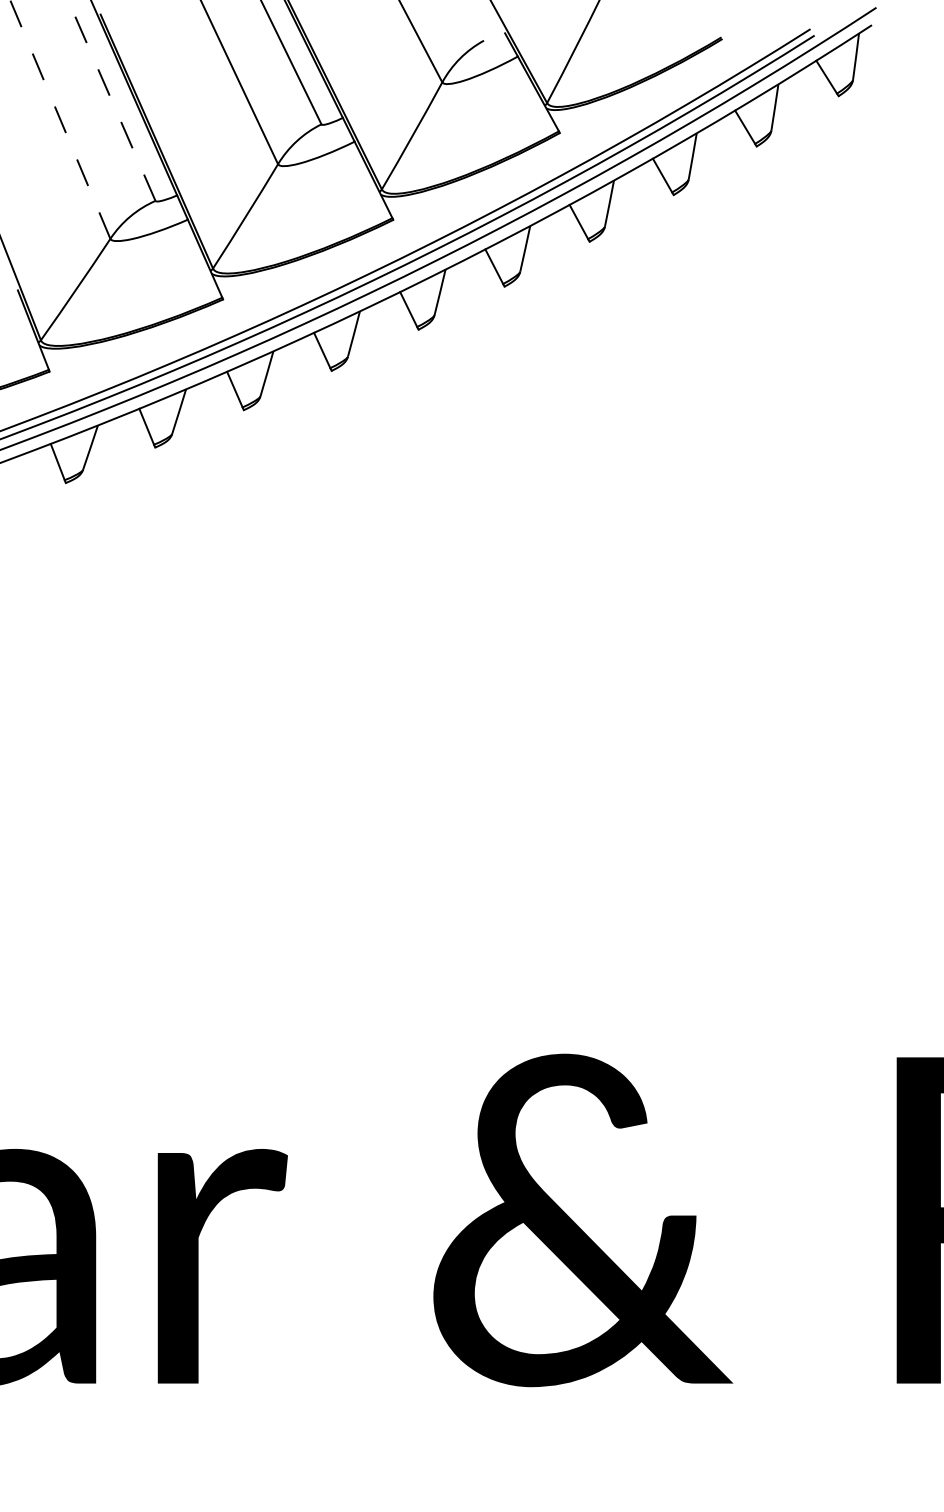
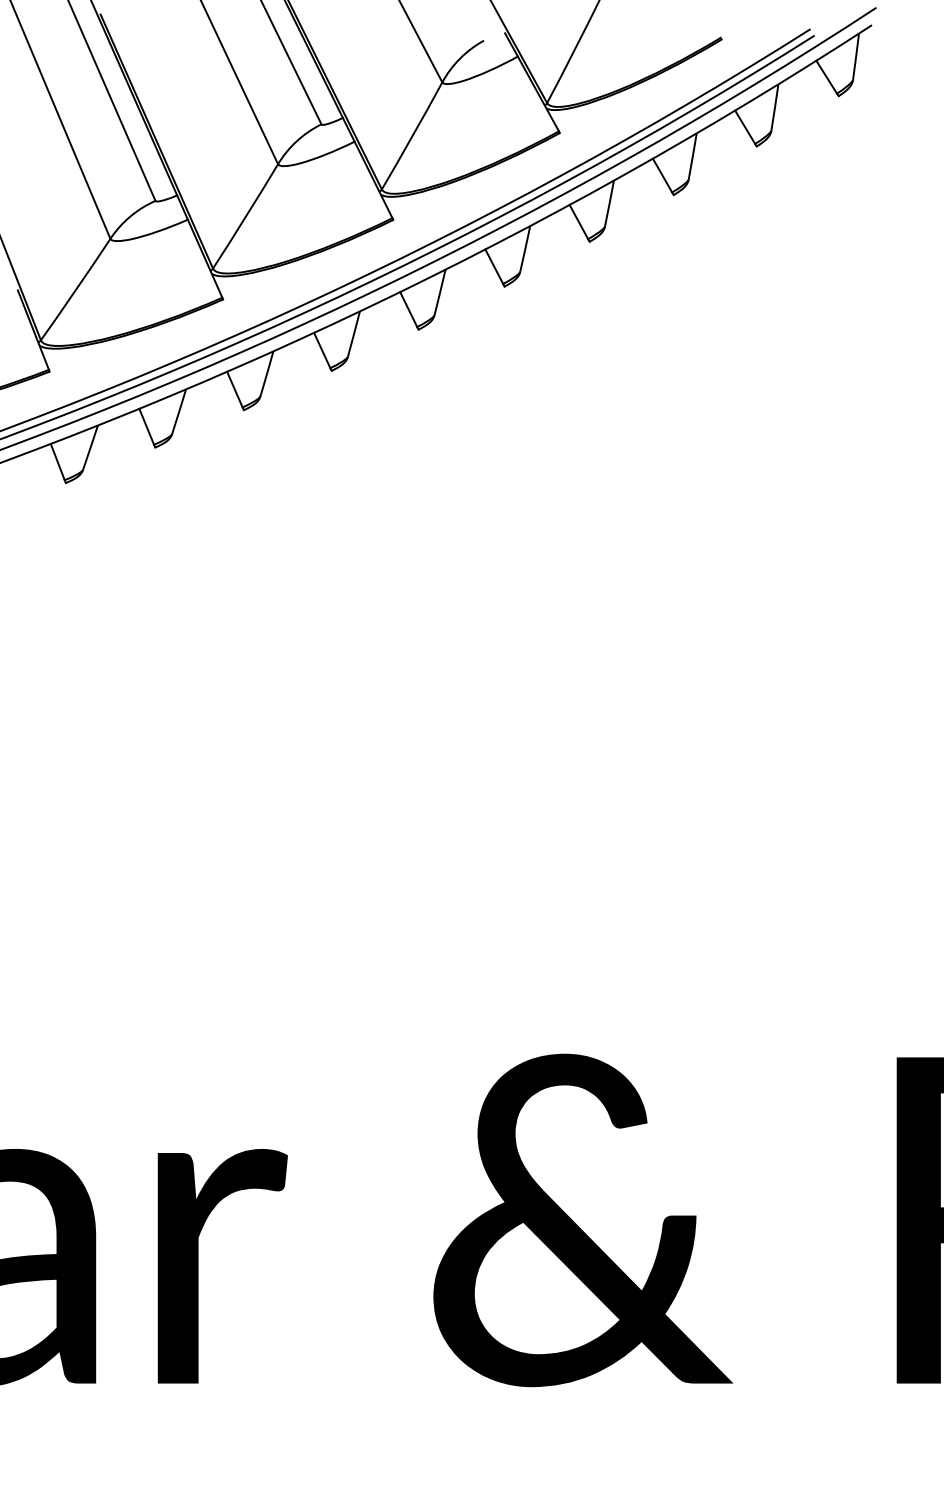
line: dashed -> solid (111, 100)
line: dashed -> solid (60, 119)
